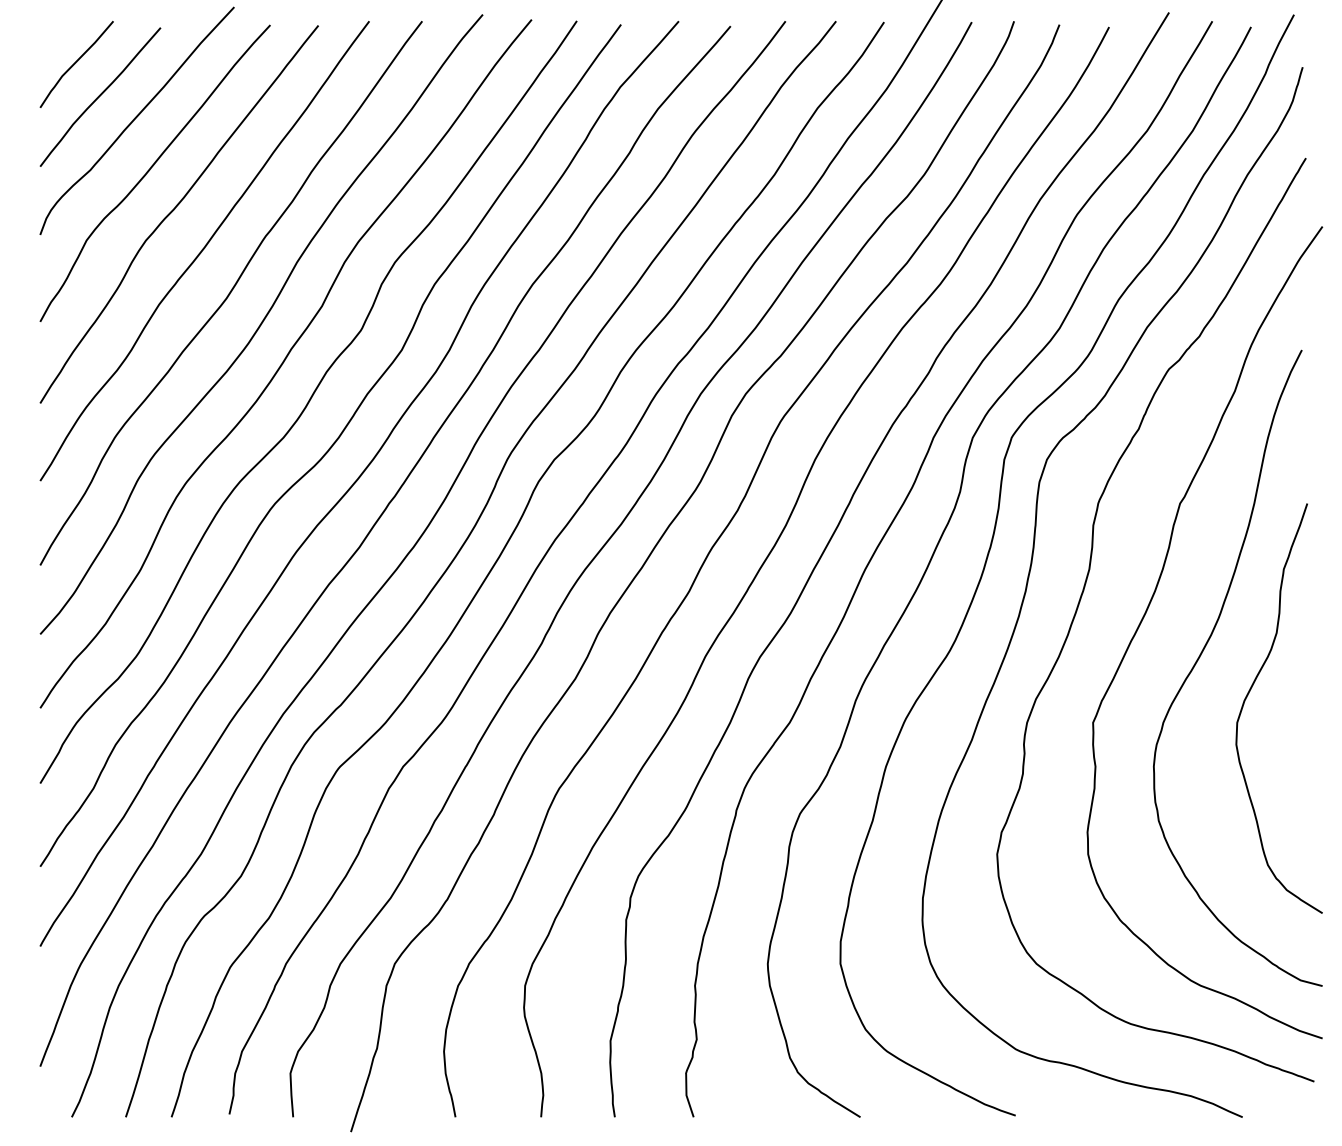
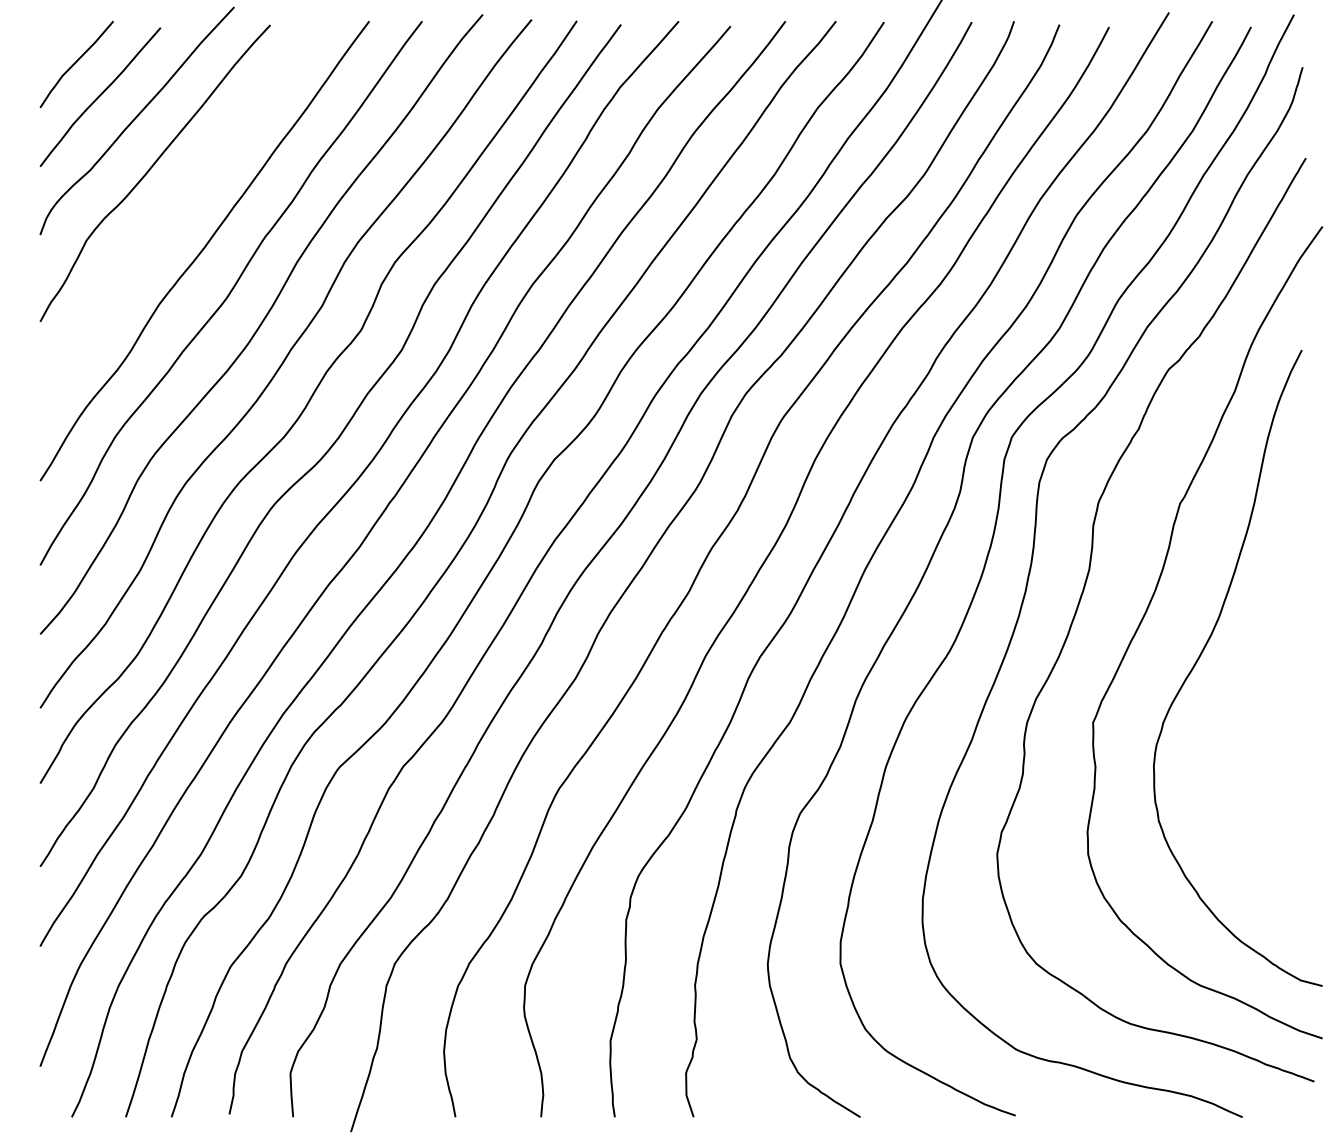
curve: present -> none (174, 210)
curve: present -> none (1249, 693)
